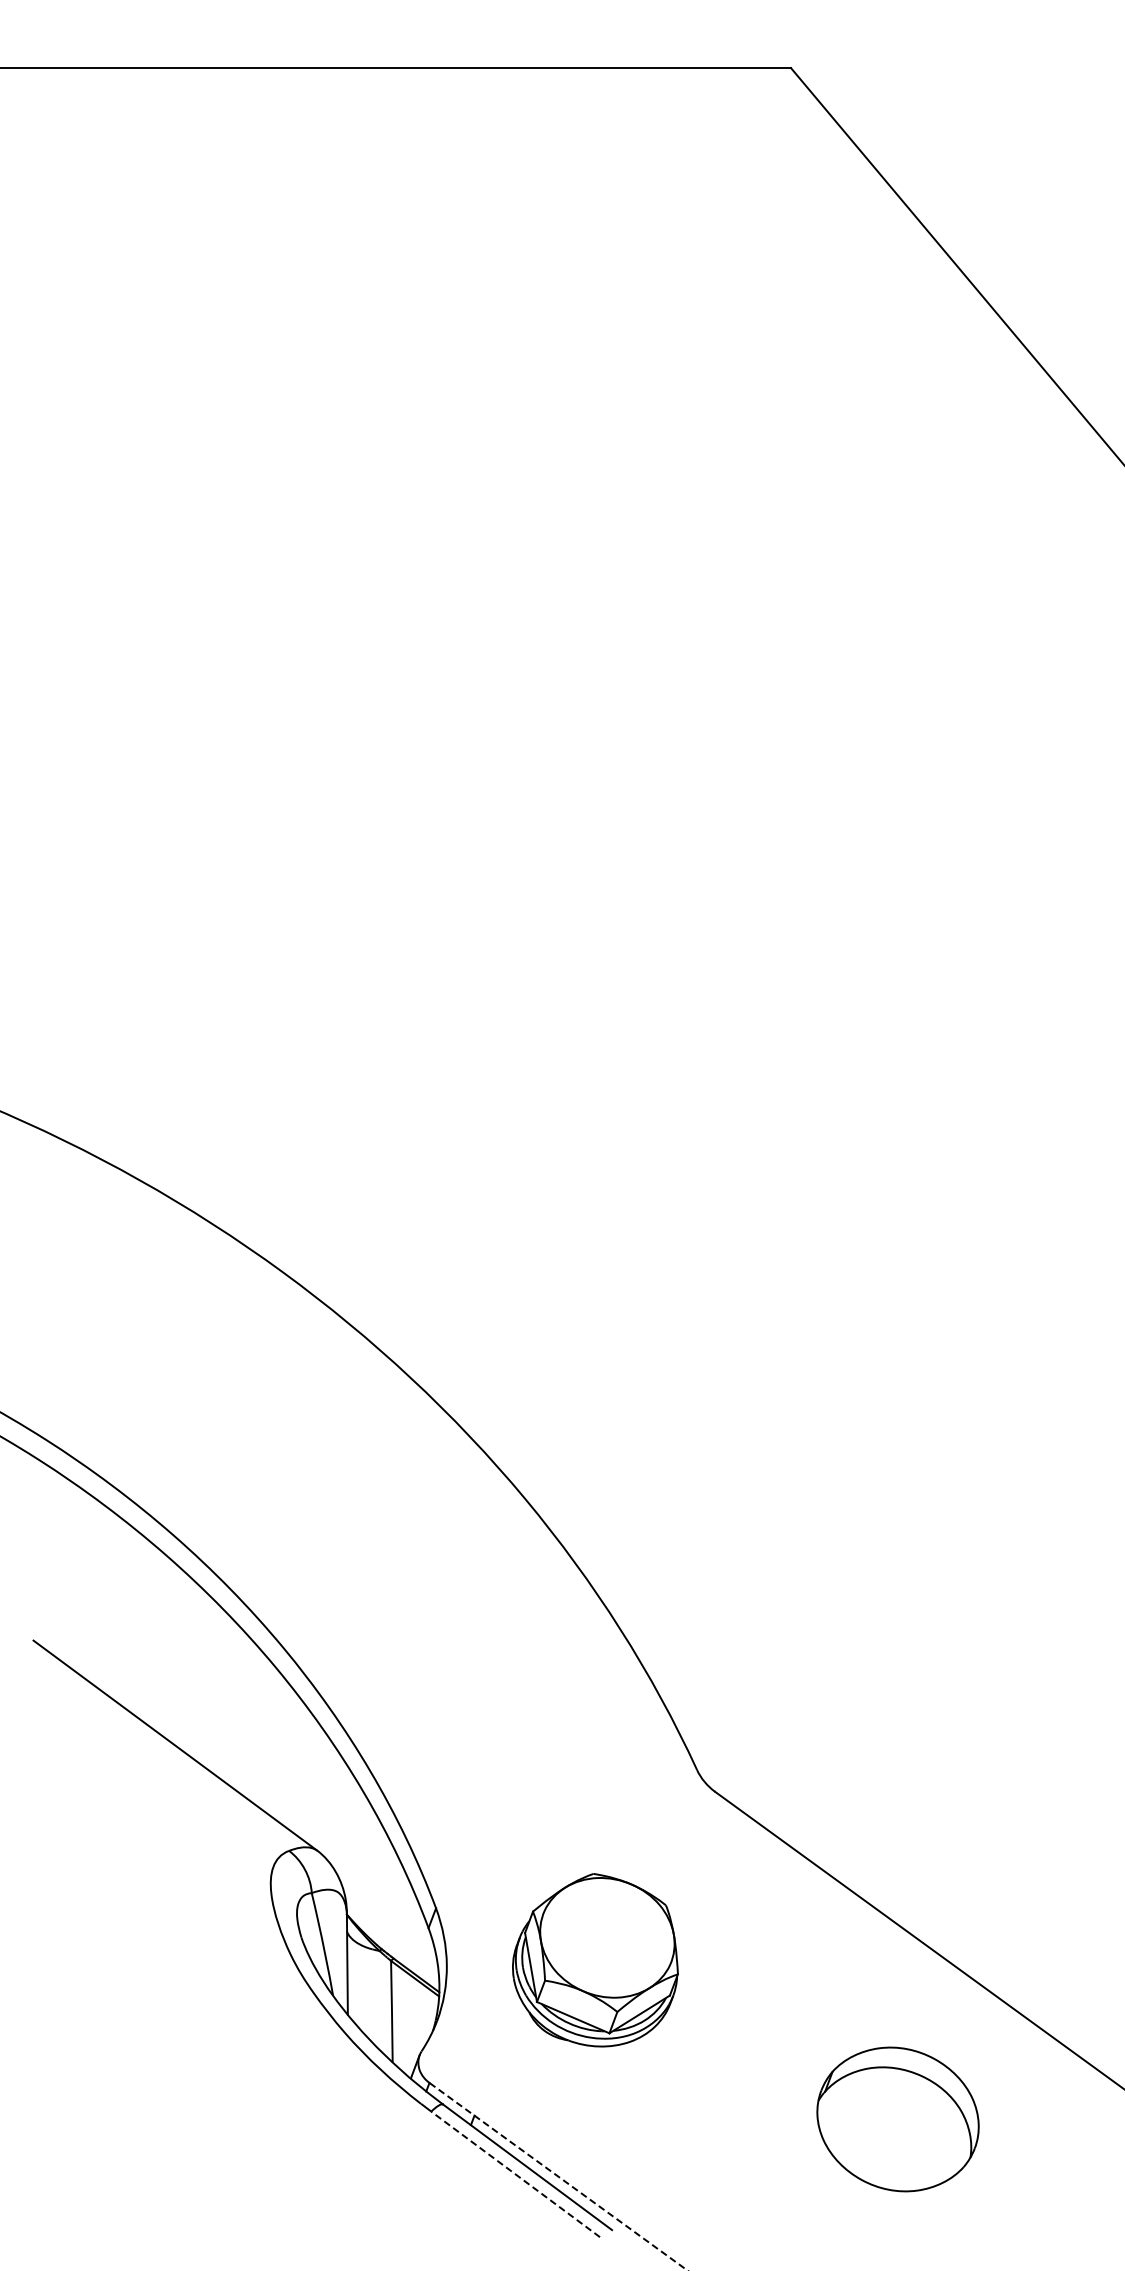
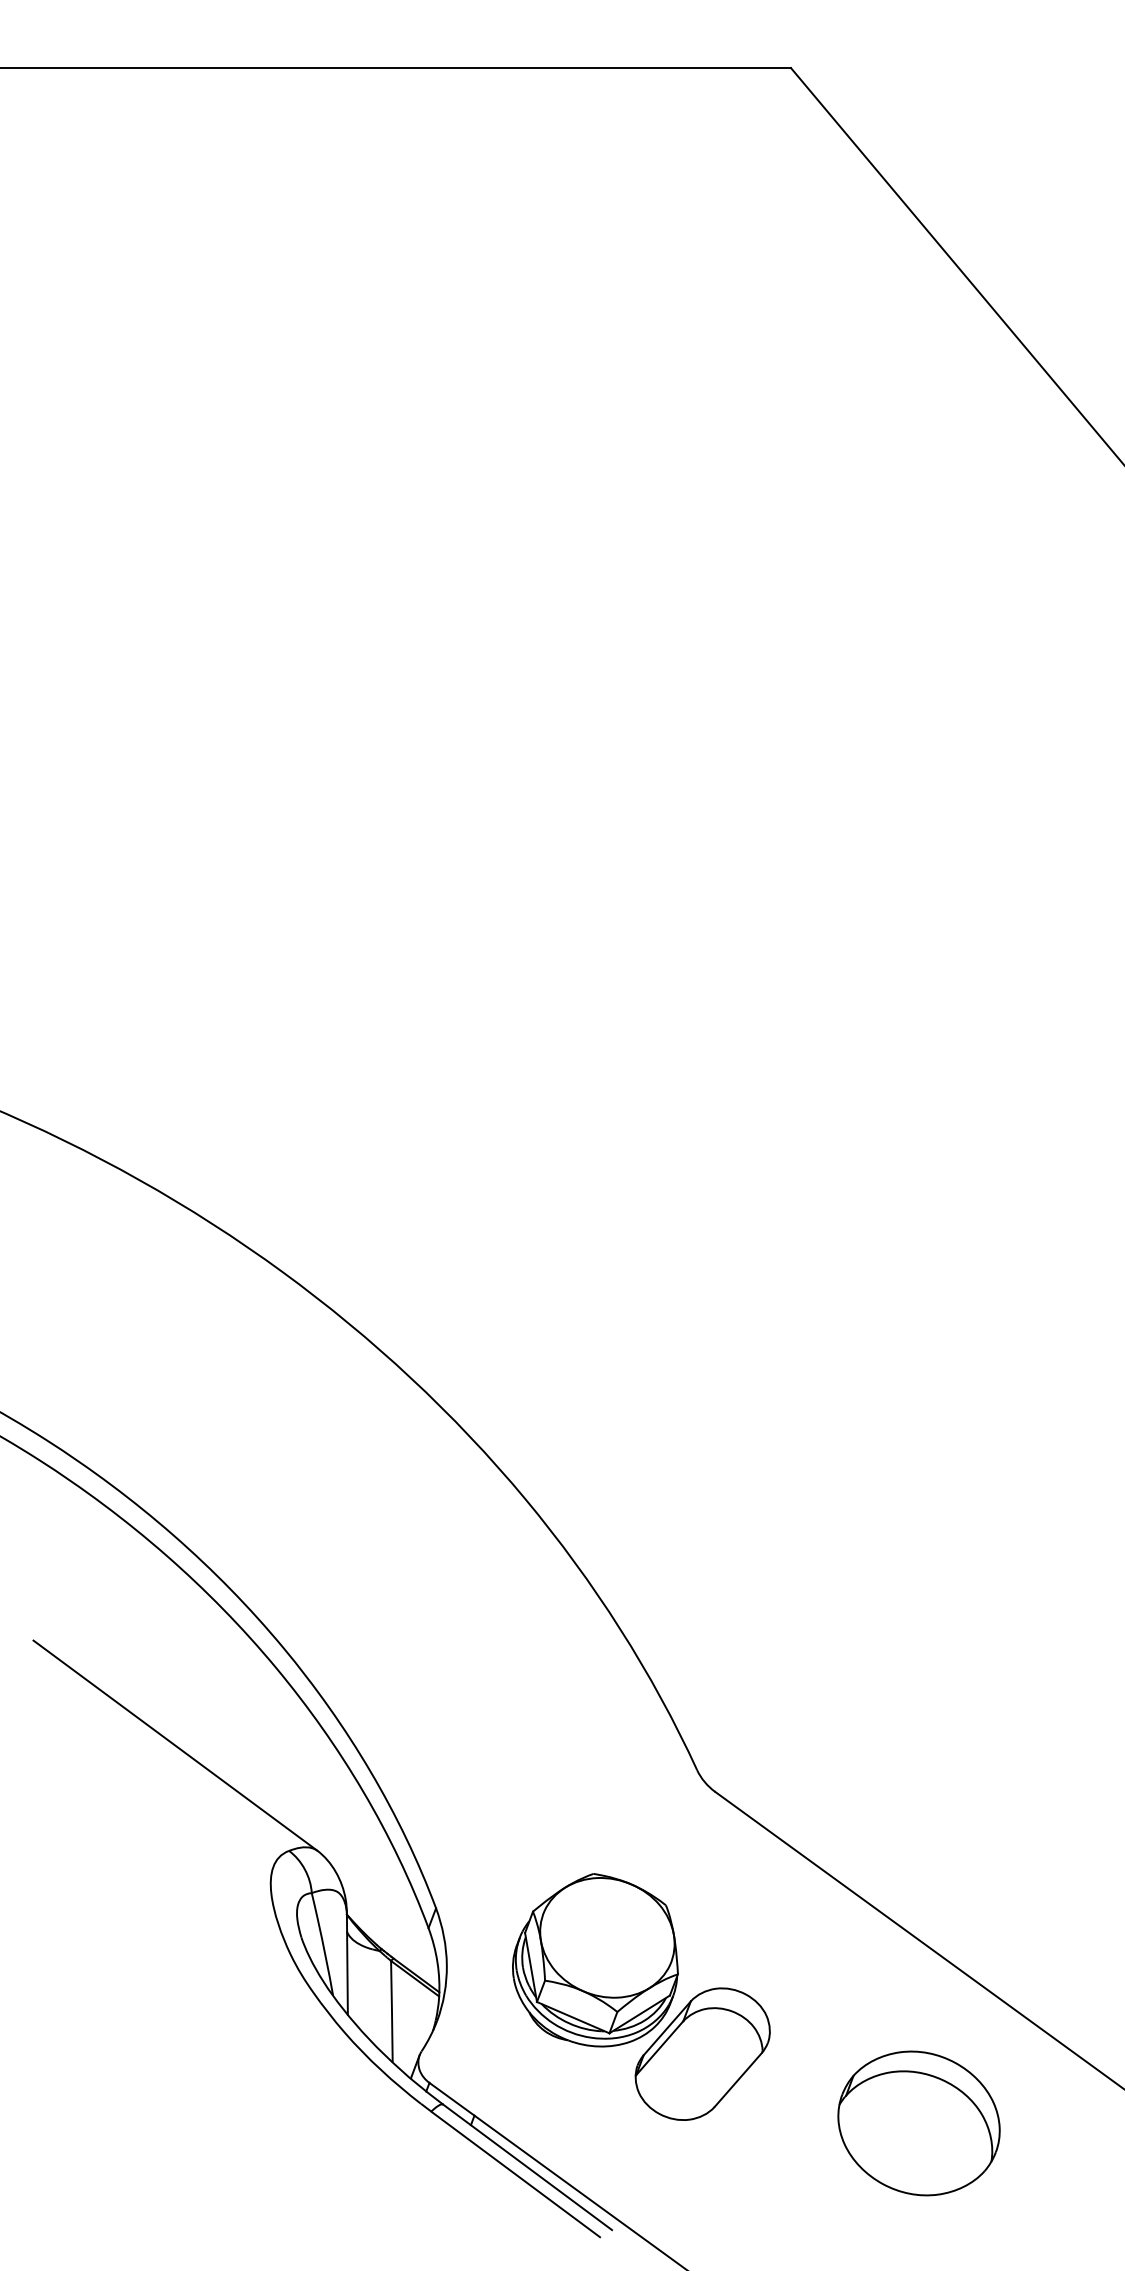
part: none -> present (702, 2053)
part position: (897, 2119) -> (918, 2123) (918, 2123)
line: dashed -> solid (515, 2174)
line: dashed -> solid (558, 2176)
